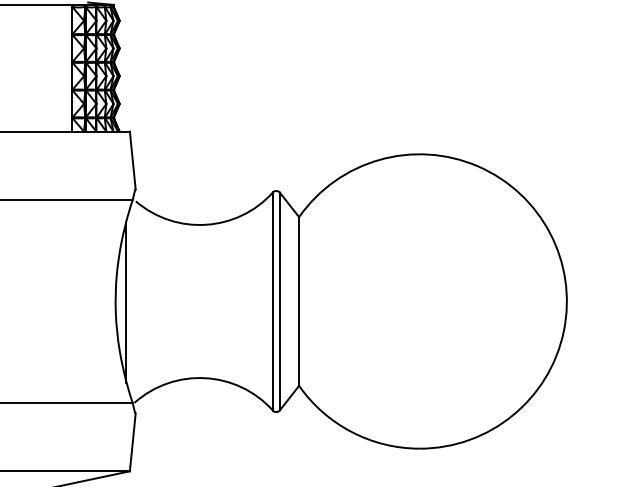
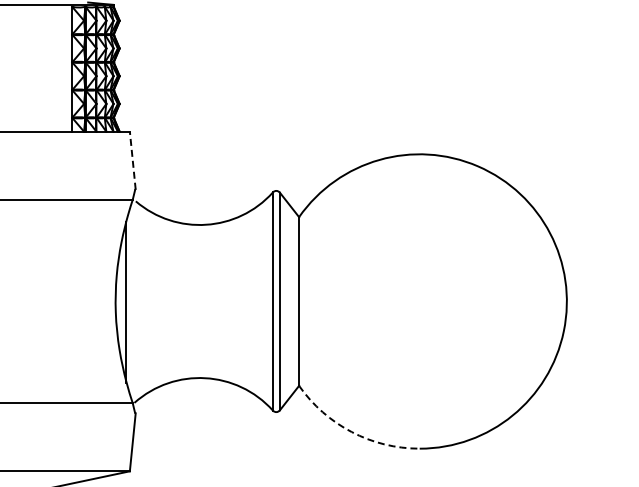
line: solid -> dashed (132, 160)
arc: solid -> dashed (351, 432)
